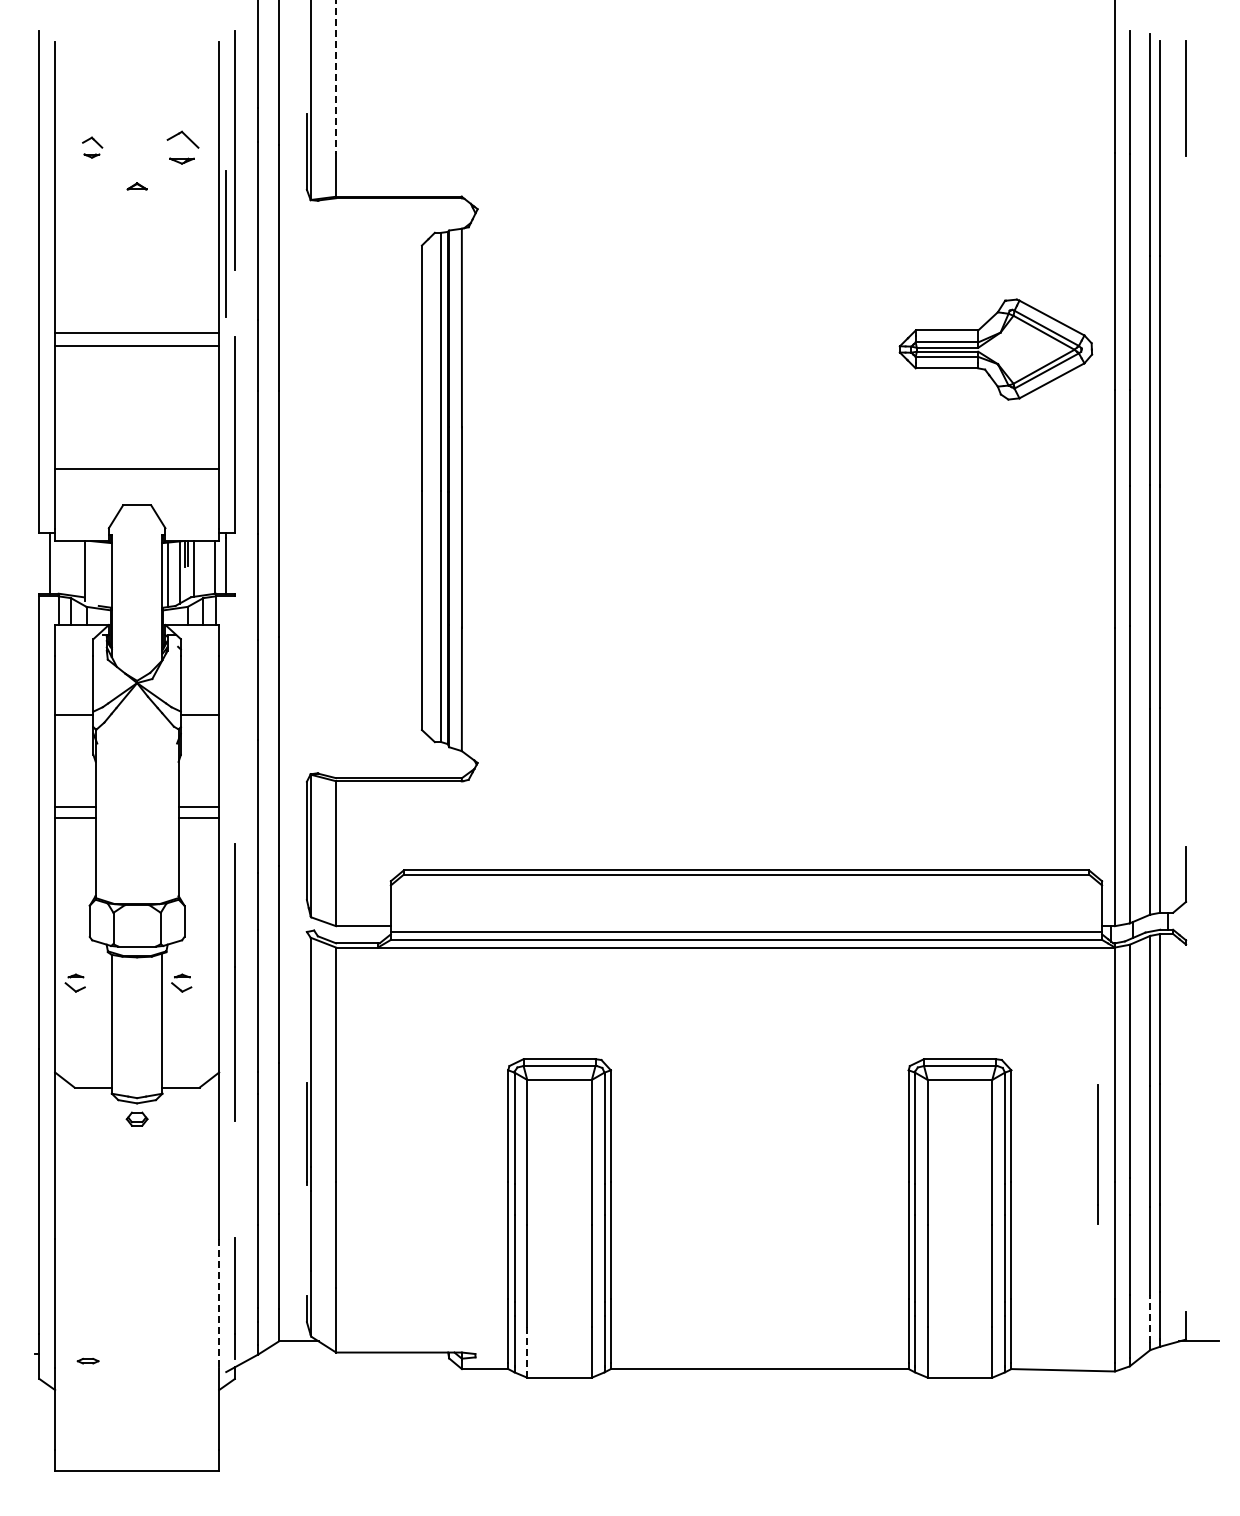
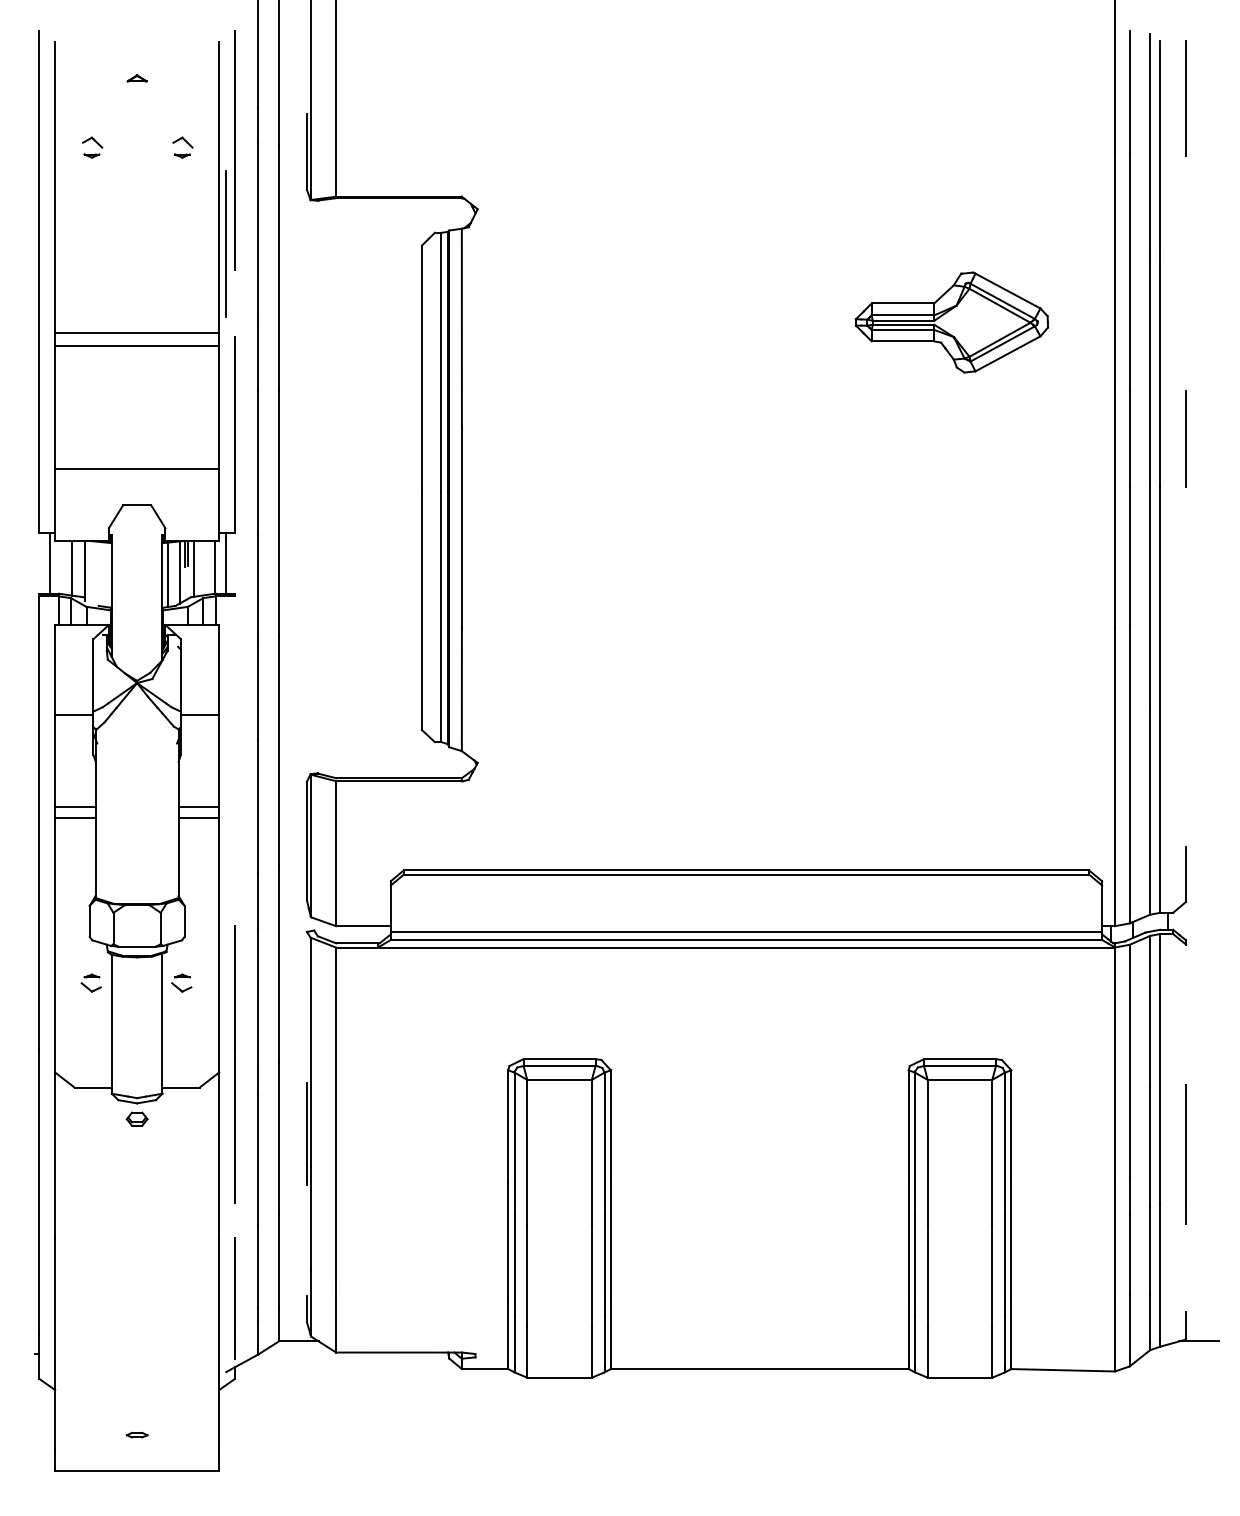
line: dashed -> solid (336, 77)
part size: 34x35 px -> 22x23 px (182, 147)
part position: (136, 186) -> (136, 78) (136, 78)
part position: (995, 349) -> (951, 322) (951, 322)
line: none -> present (1186, 438)
line: none -> present (71, 568)
part position: (74, 982) -> (90, 982) (90, 982)
line position: (234, 982) -> (234, 1064) (234, 1064)
line position: (1097, 1154) -> (1185, 1154) (1185, 1154)
line: dashed -> solid (219, 1303)
line: dashed -> solid (1150, 1318)
line: dashed -> solid (527, 1352)
part position: (87, 1360) -> (136, 1434) (136, 1434)
